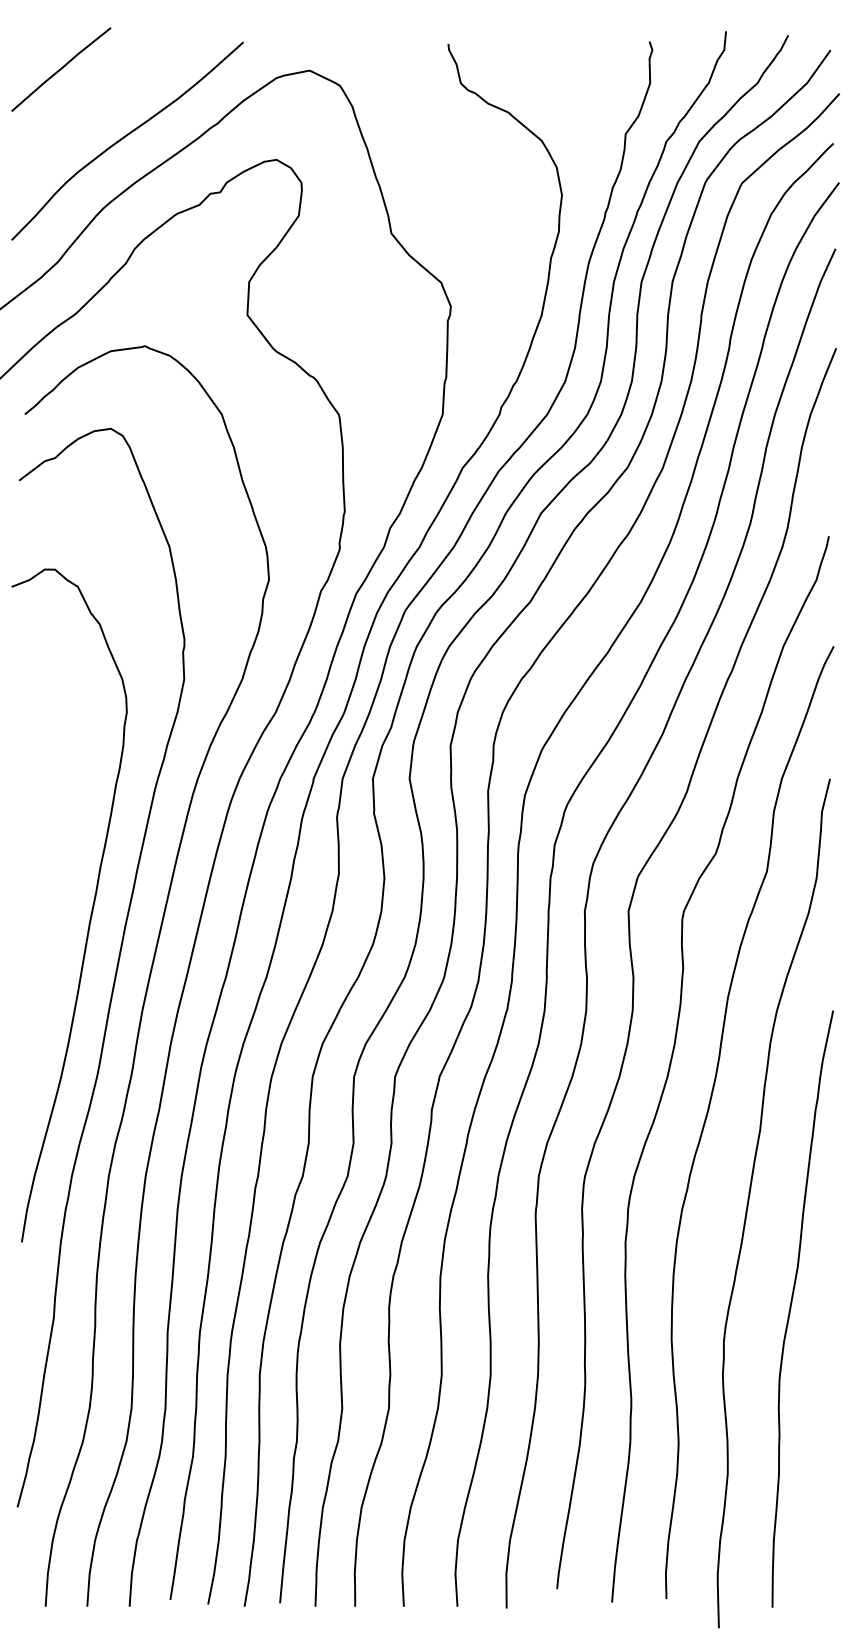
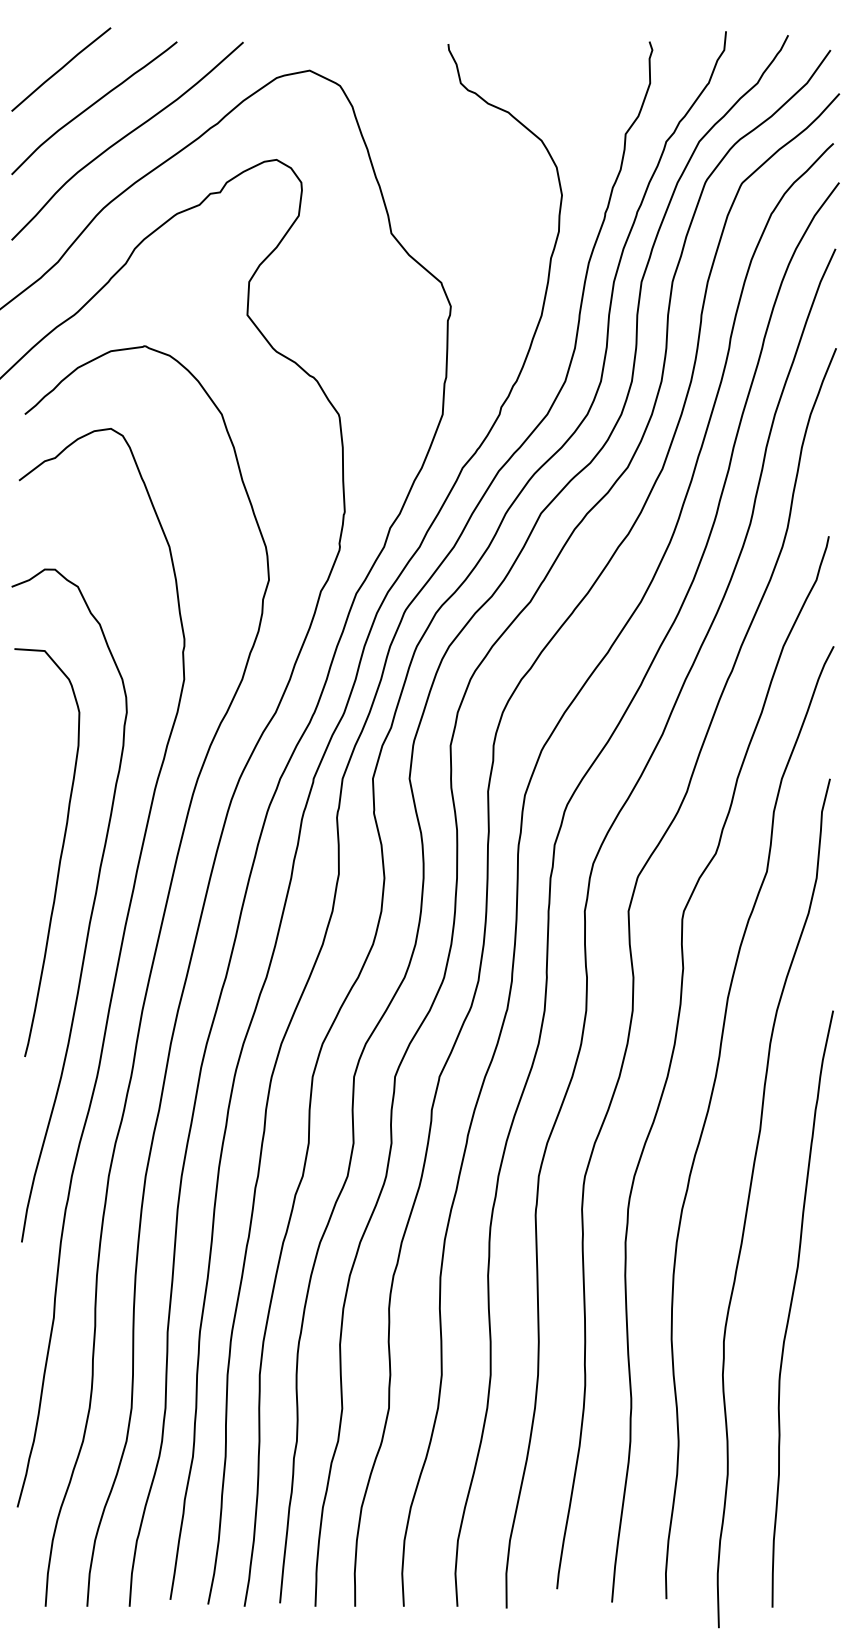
curve: none -> present (92, 106)
curve: none -> present (60, 852)
